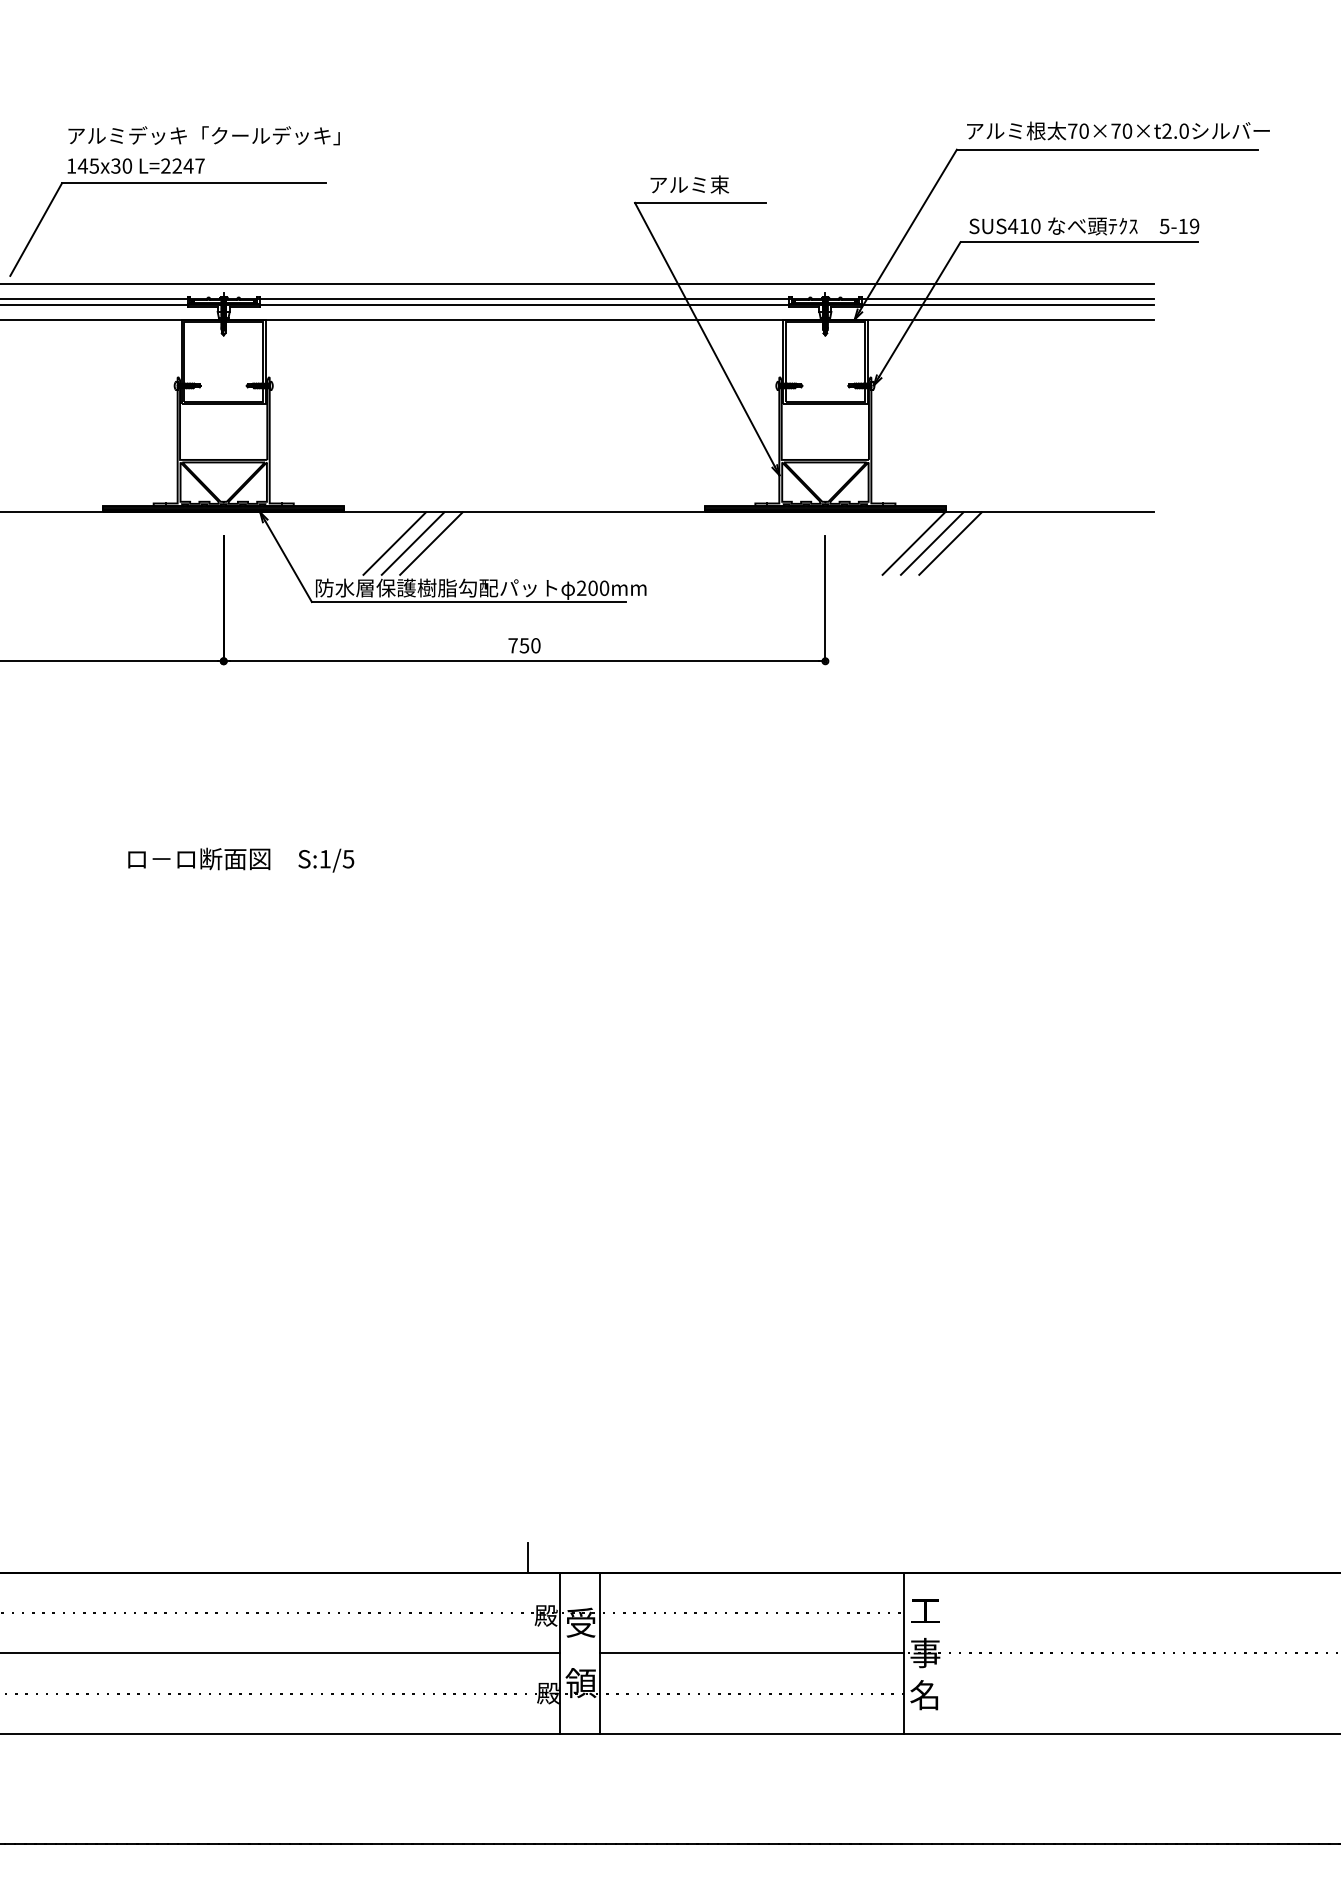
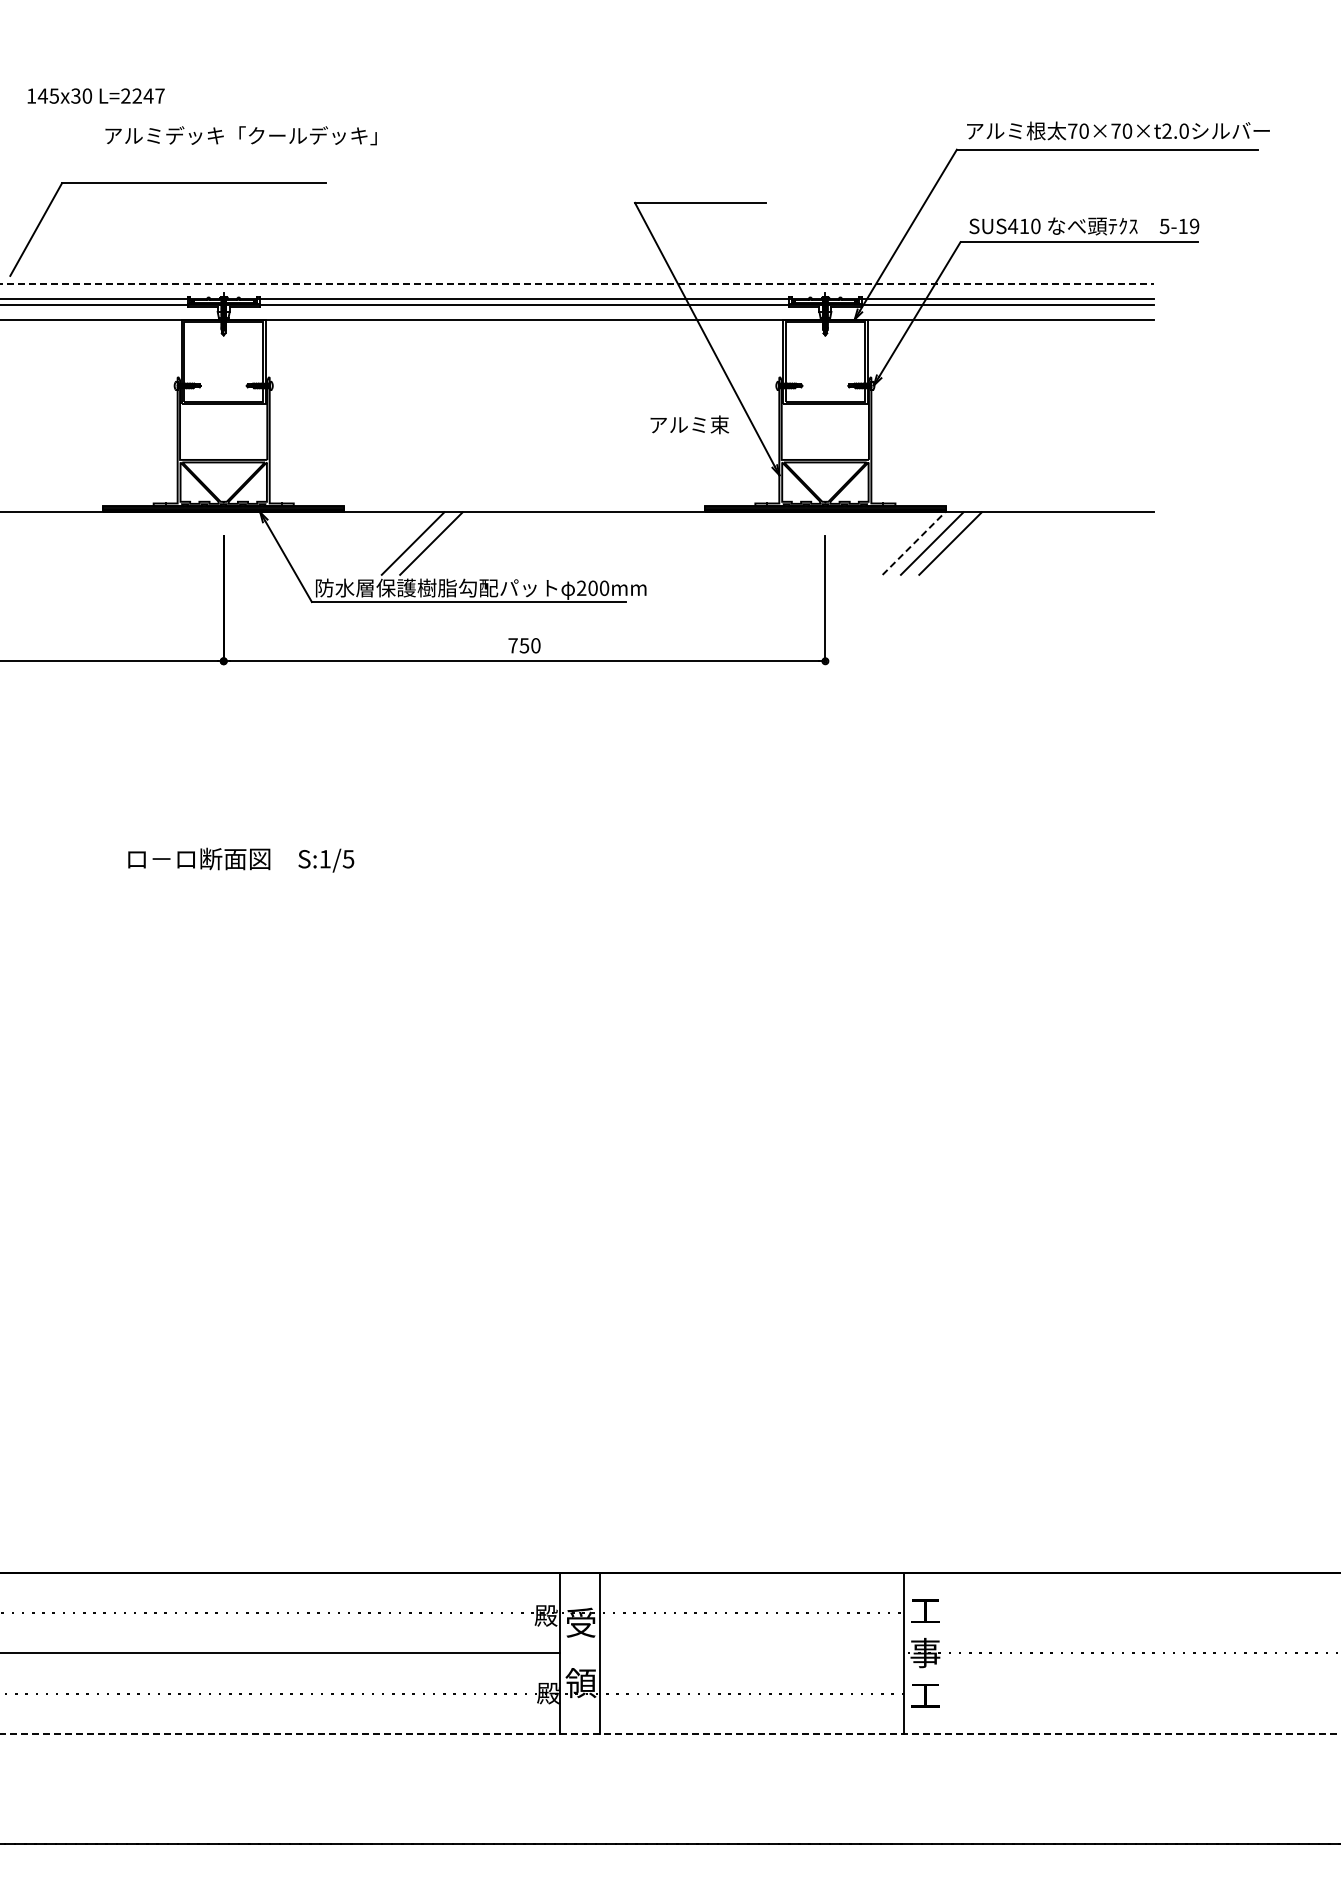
text position: (203, 135) -> (240, 135) (240, 135)
text position: (135, 165) -> (95, 95) (95, 95)
text position: (689, 184) -> (689, 424) (689, 424)
line: solid -> dashed (577, 283)
line: present -> none (394, 543)
line: solid -> dashed (914, 543)
line: present -> none (527, 1558)
line: present -> none (752, 1653)
text: 名 -> 工 (924, 1695)
line: solid -> dashed (670, 1733)
